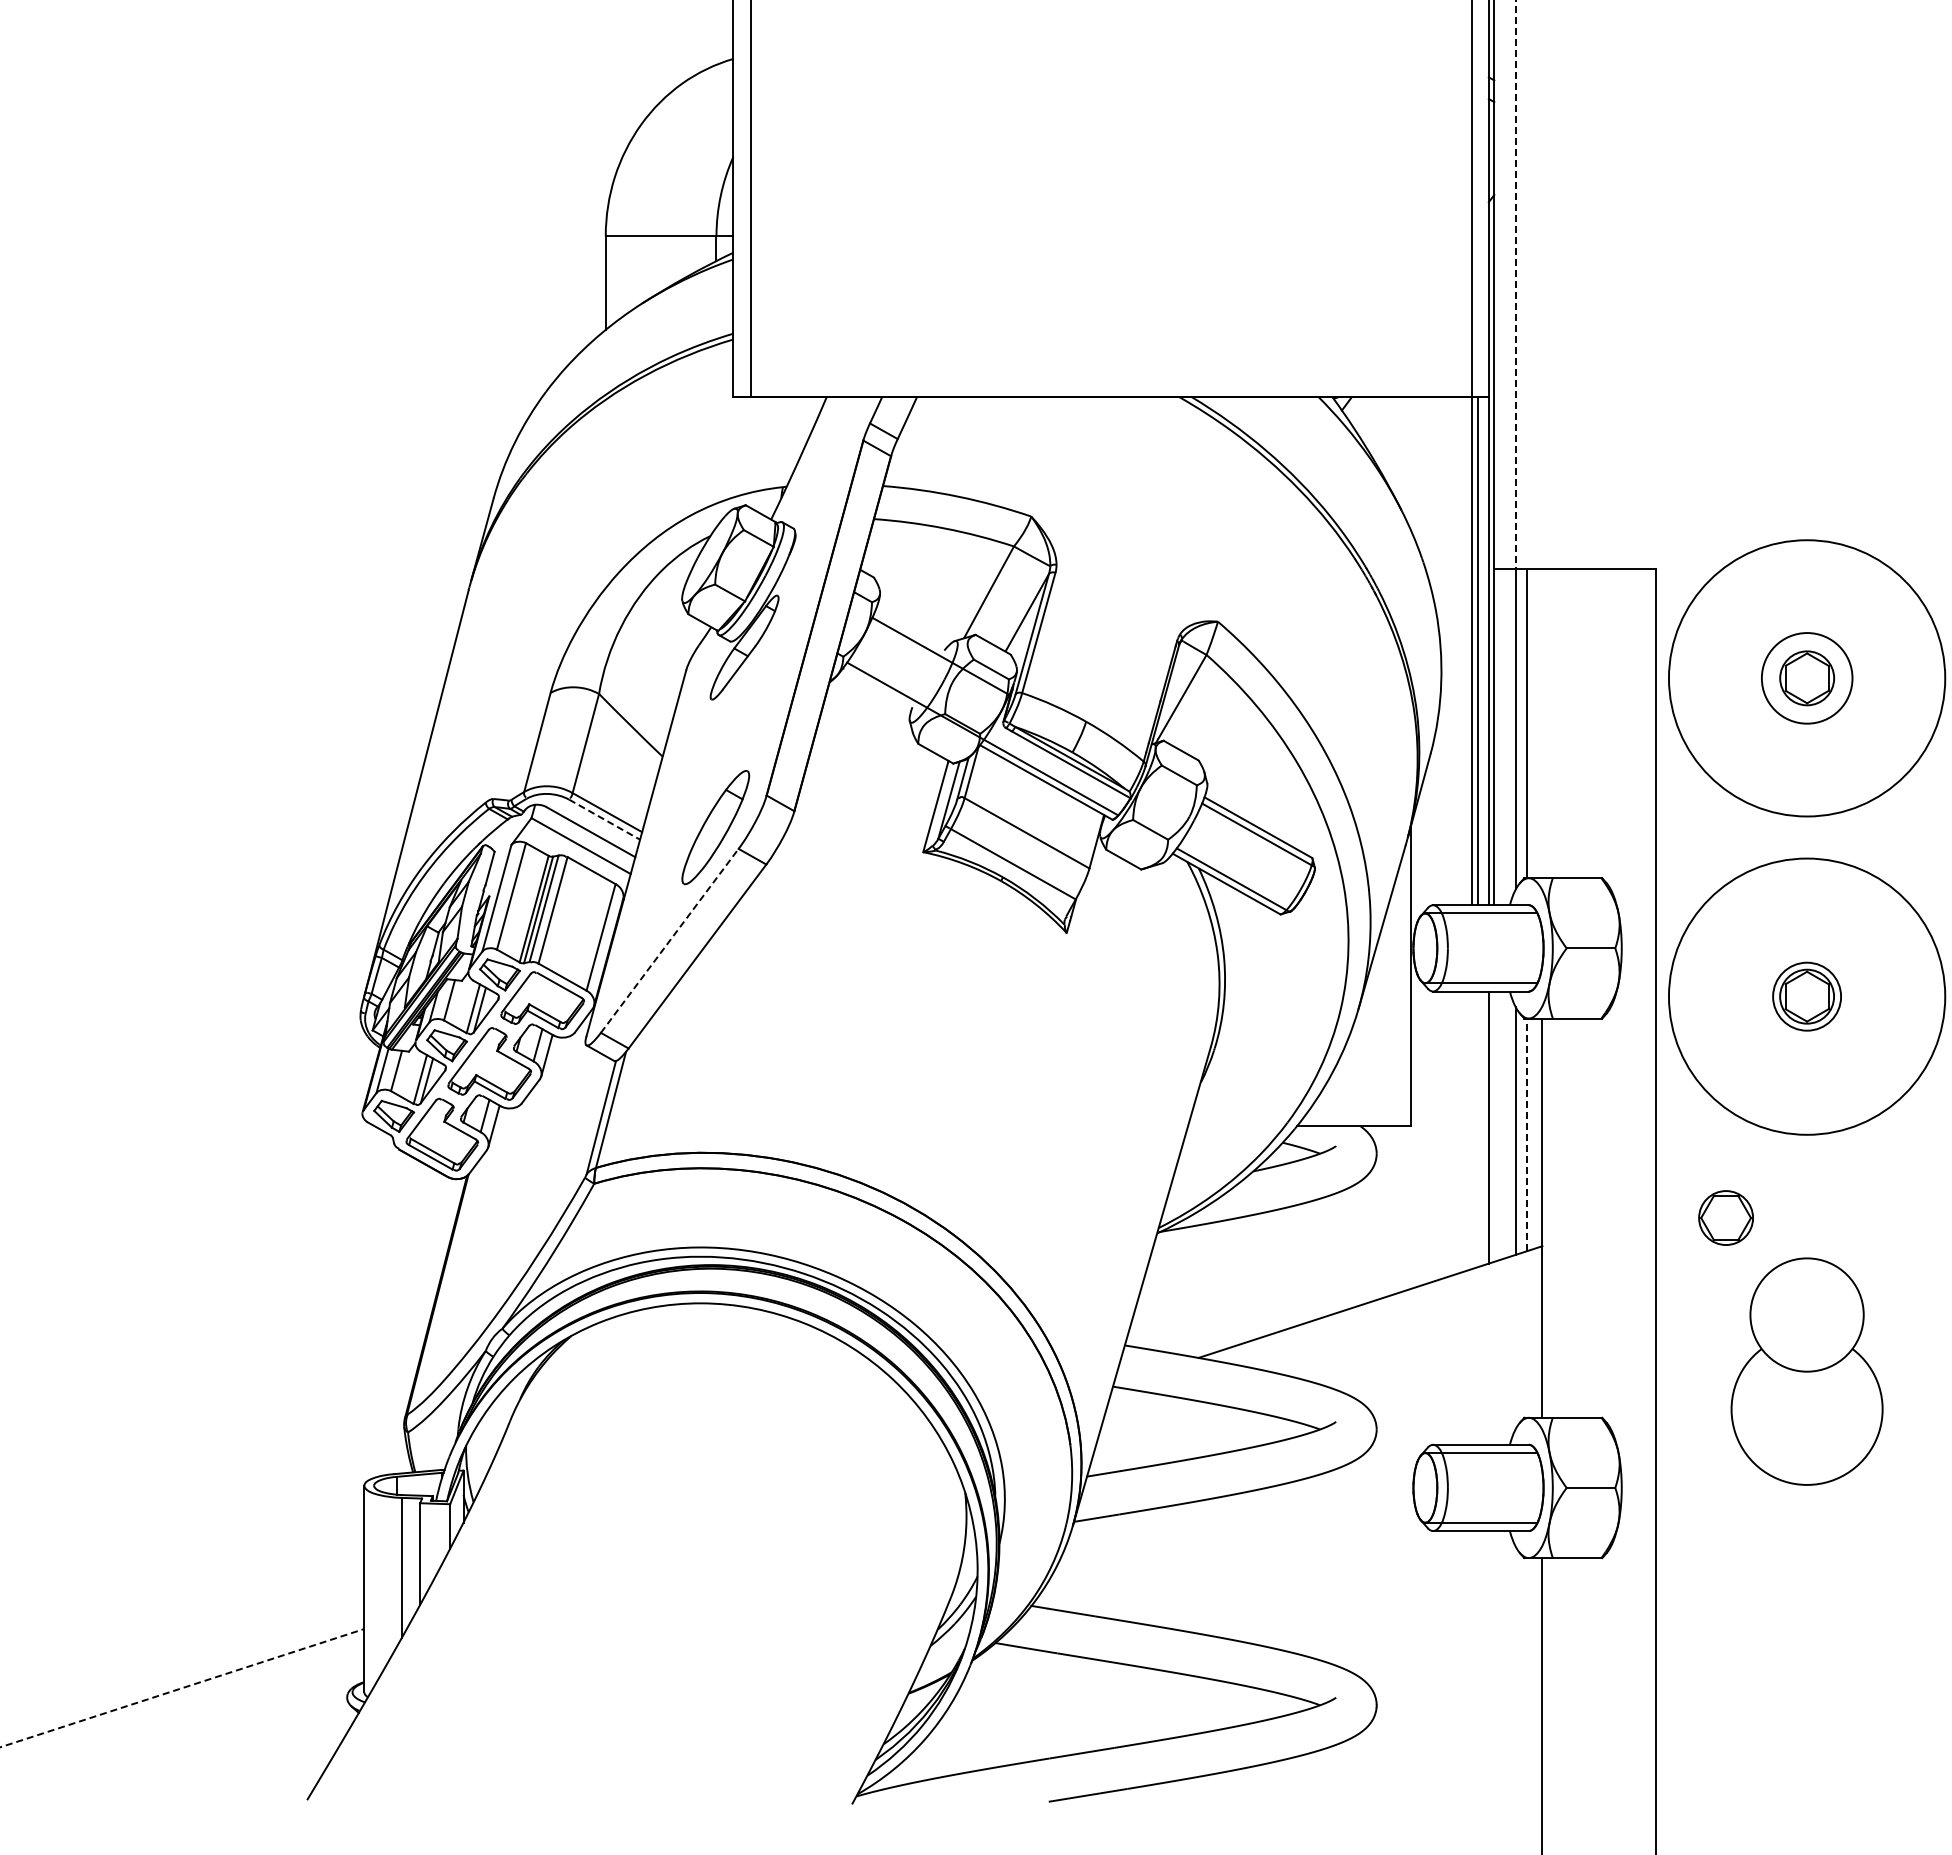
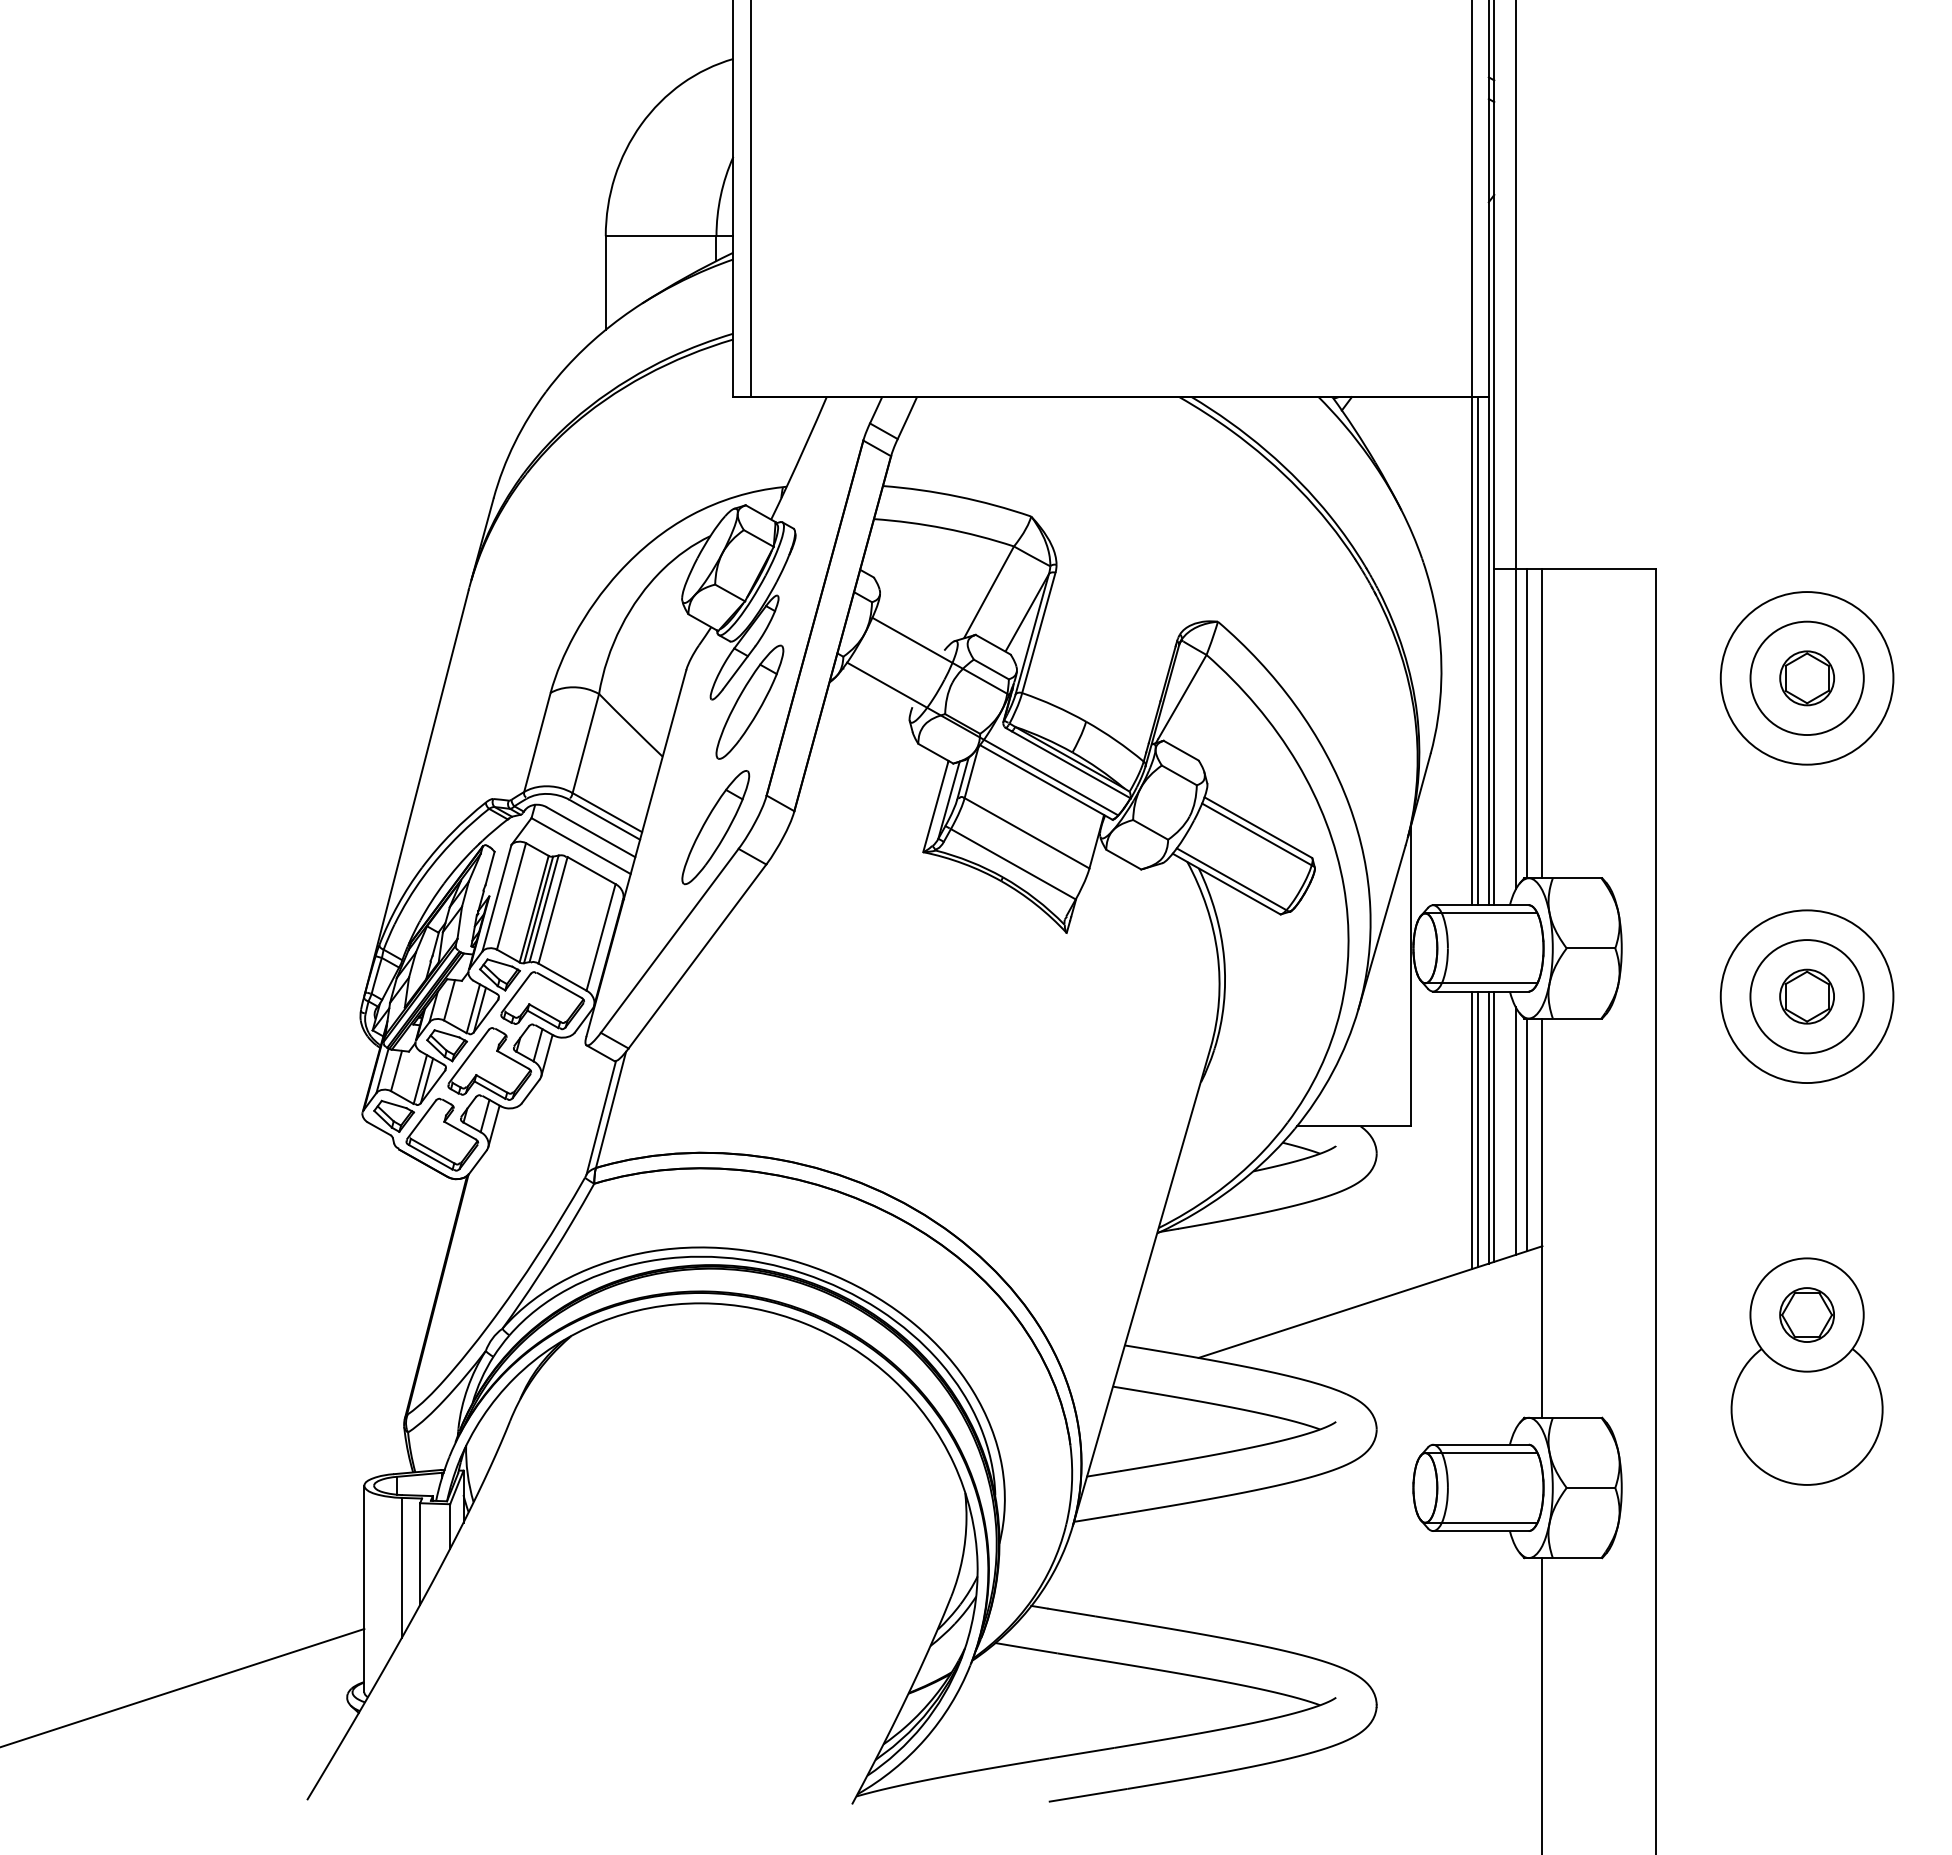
line: dashed -> solid (1515, 285)
circle diameter: 276 px -> 173 px (1806, 678)
circle diameter: 91 px -> 113 px (1806, 678)
part: none -> present (749, 701)
line: none -> present (1542, 723)
line: dashed -> solid (604, 819)
line: dashed -> solid (669, 940)
circle diameter: 276 px -> 173 px (1806, 996)
circle diameter: 68 px -> 113 px (1806, 996)
line: none -> present (1494, 1126)
line: none -> present (1478, 1129)
line: none -> present (1471, 1130)
line: dashed -> solid (1526, 1134)
part position: (1725, 1217) -> (1806, 1314) (1806, 1314)
line: dashed -> solid (182, 1687)
